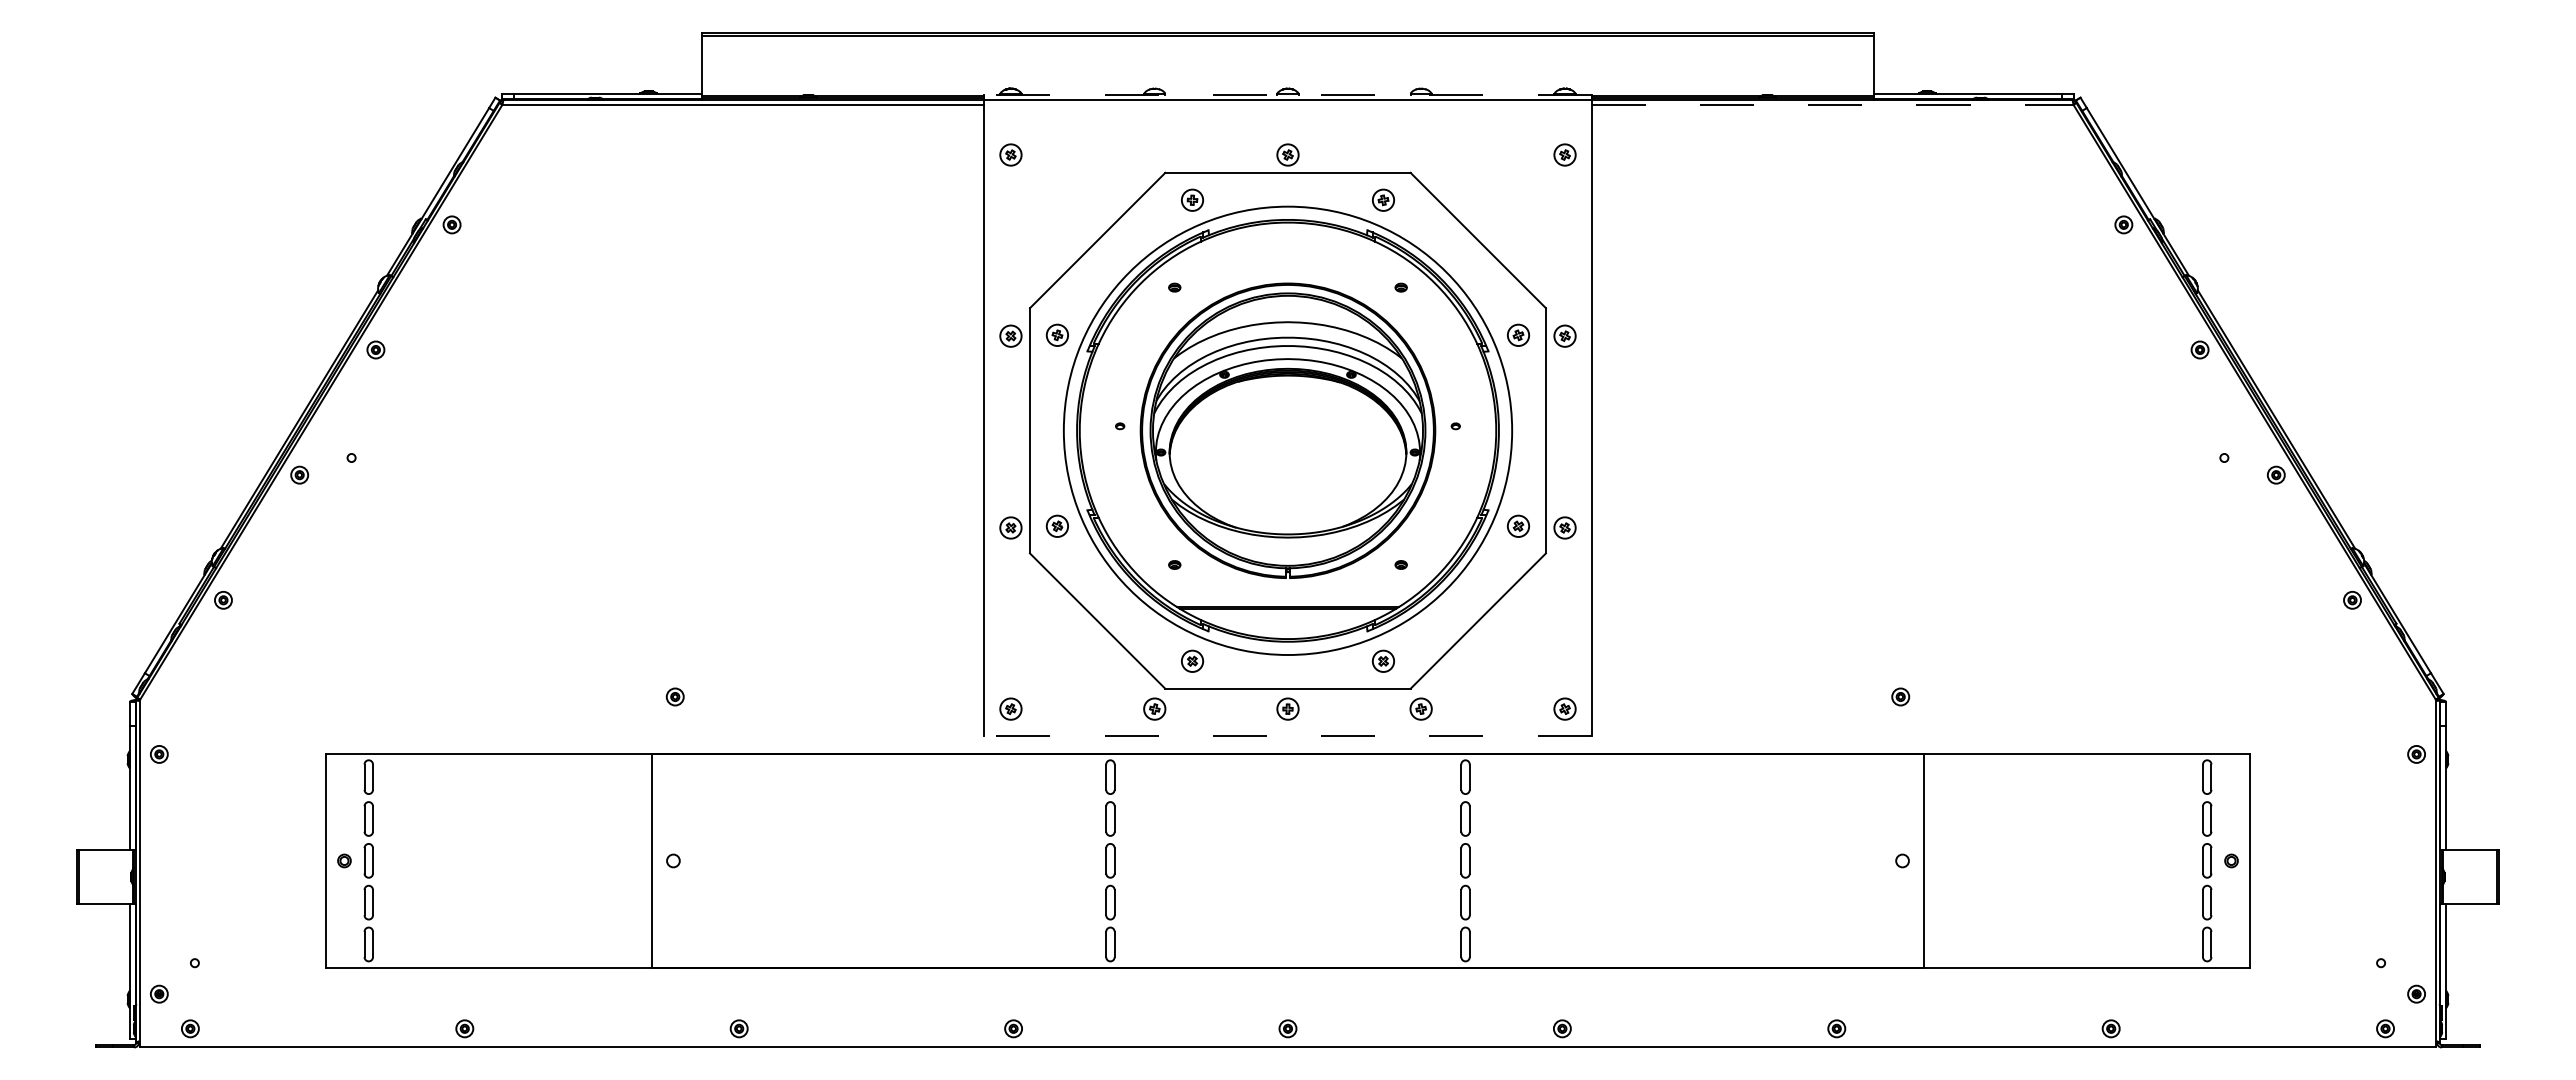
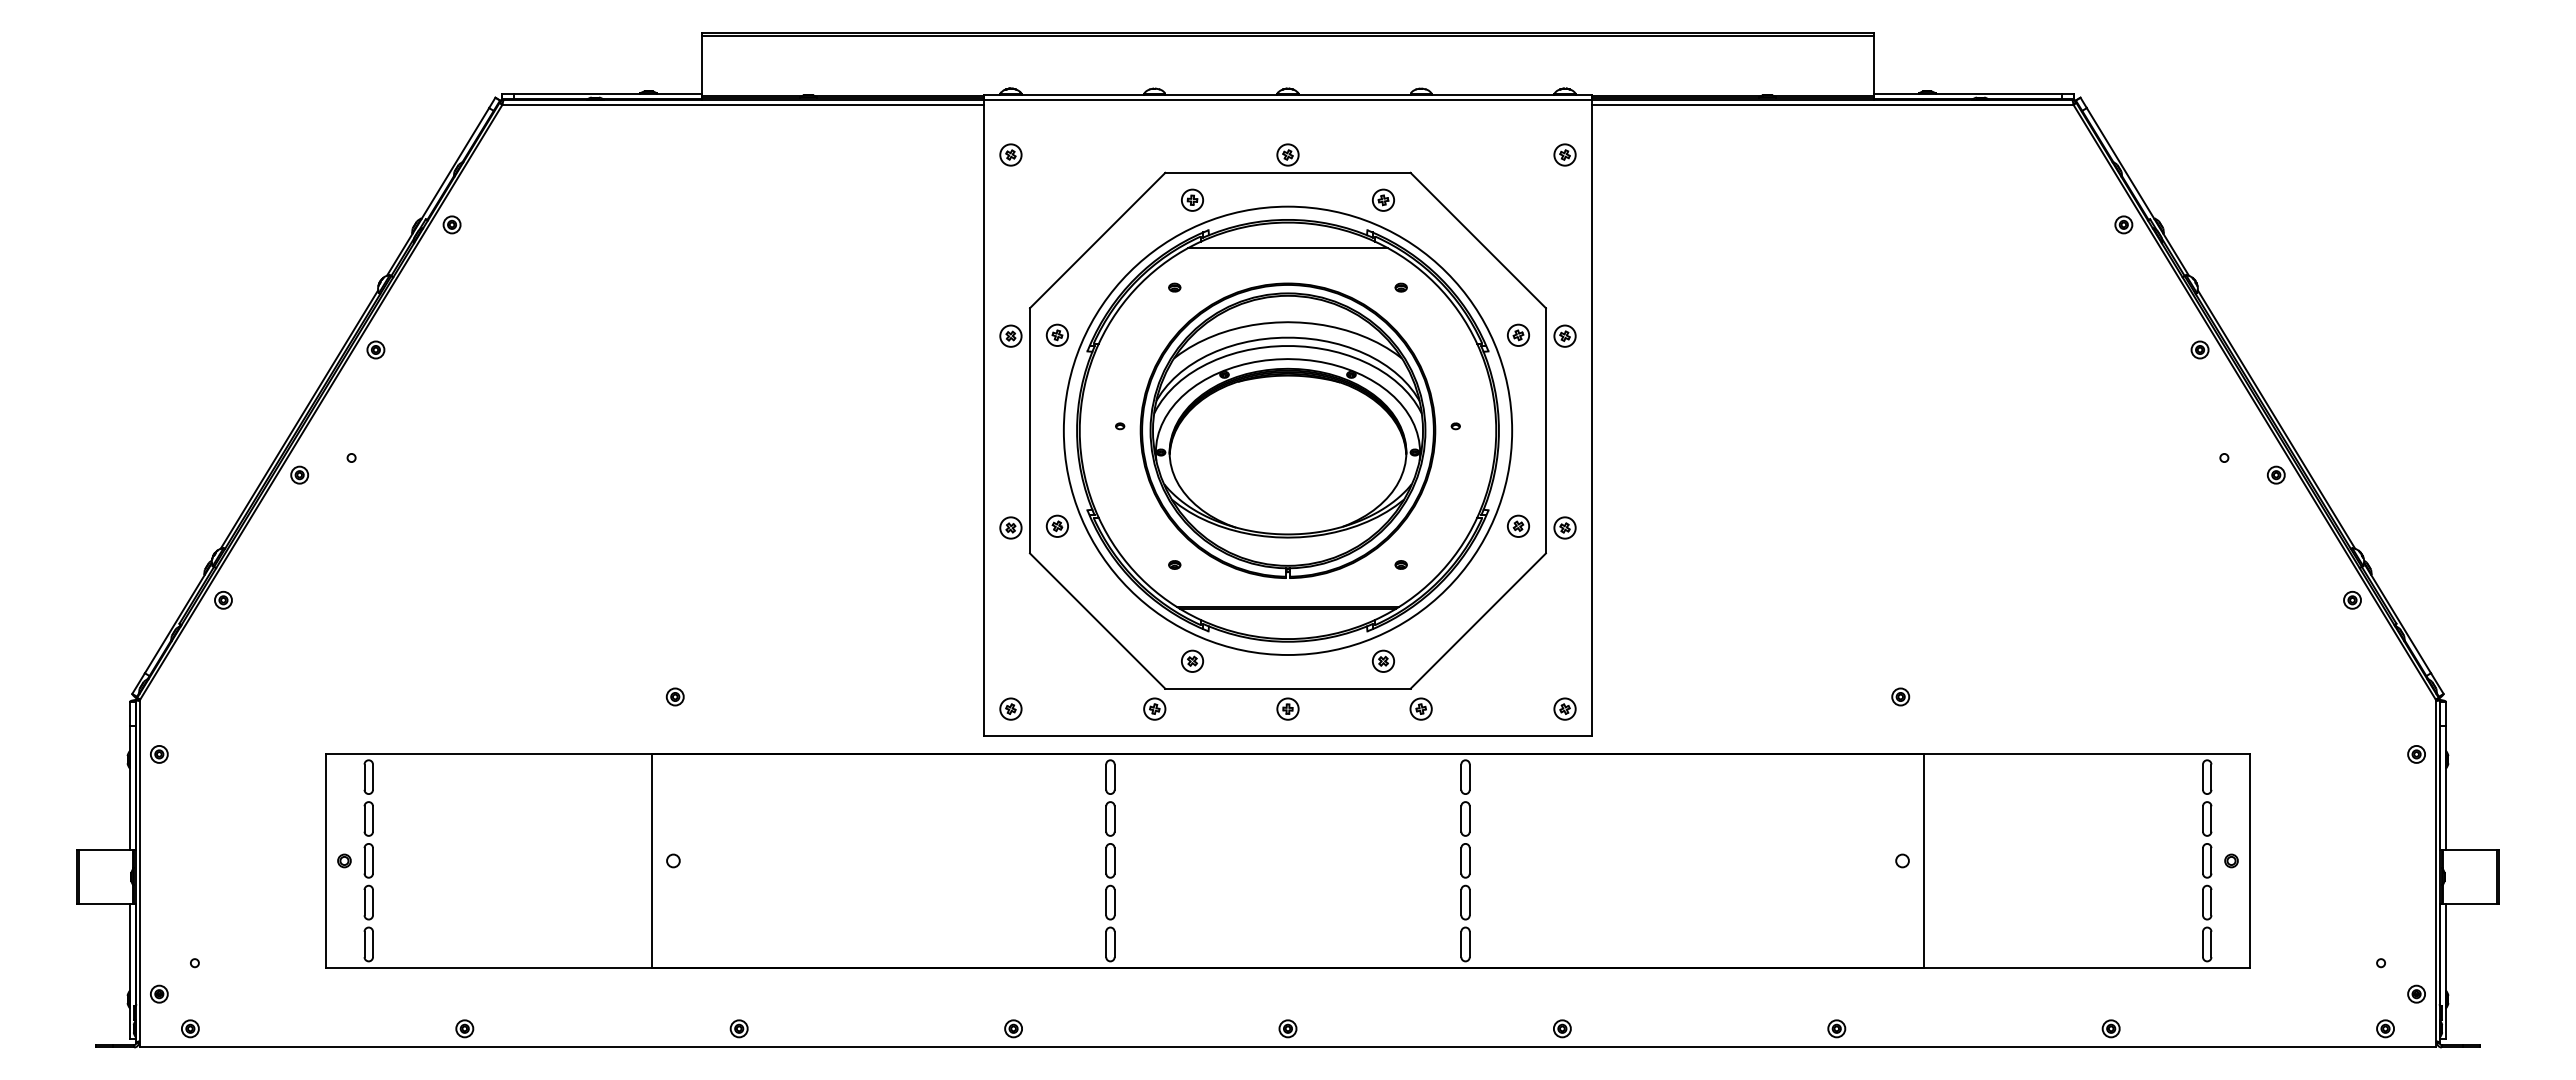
line: dashed -> solid (1288, 95)
line: dashed -> solid (1832, 104)
line: none -> present (1287, 248)
line: dashed -> solid (1288, 735)
